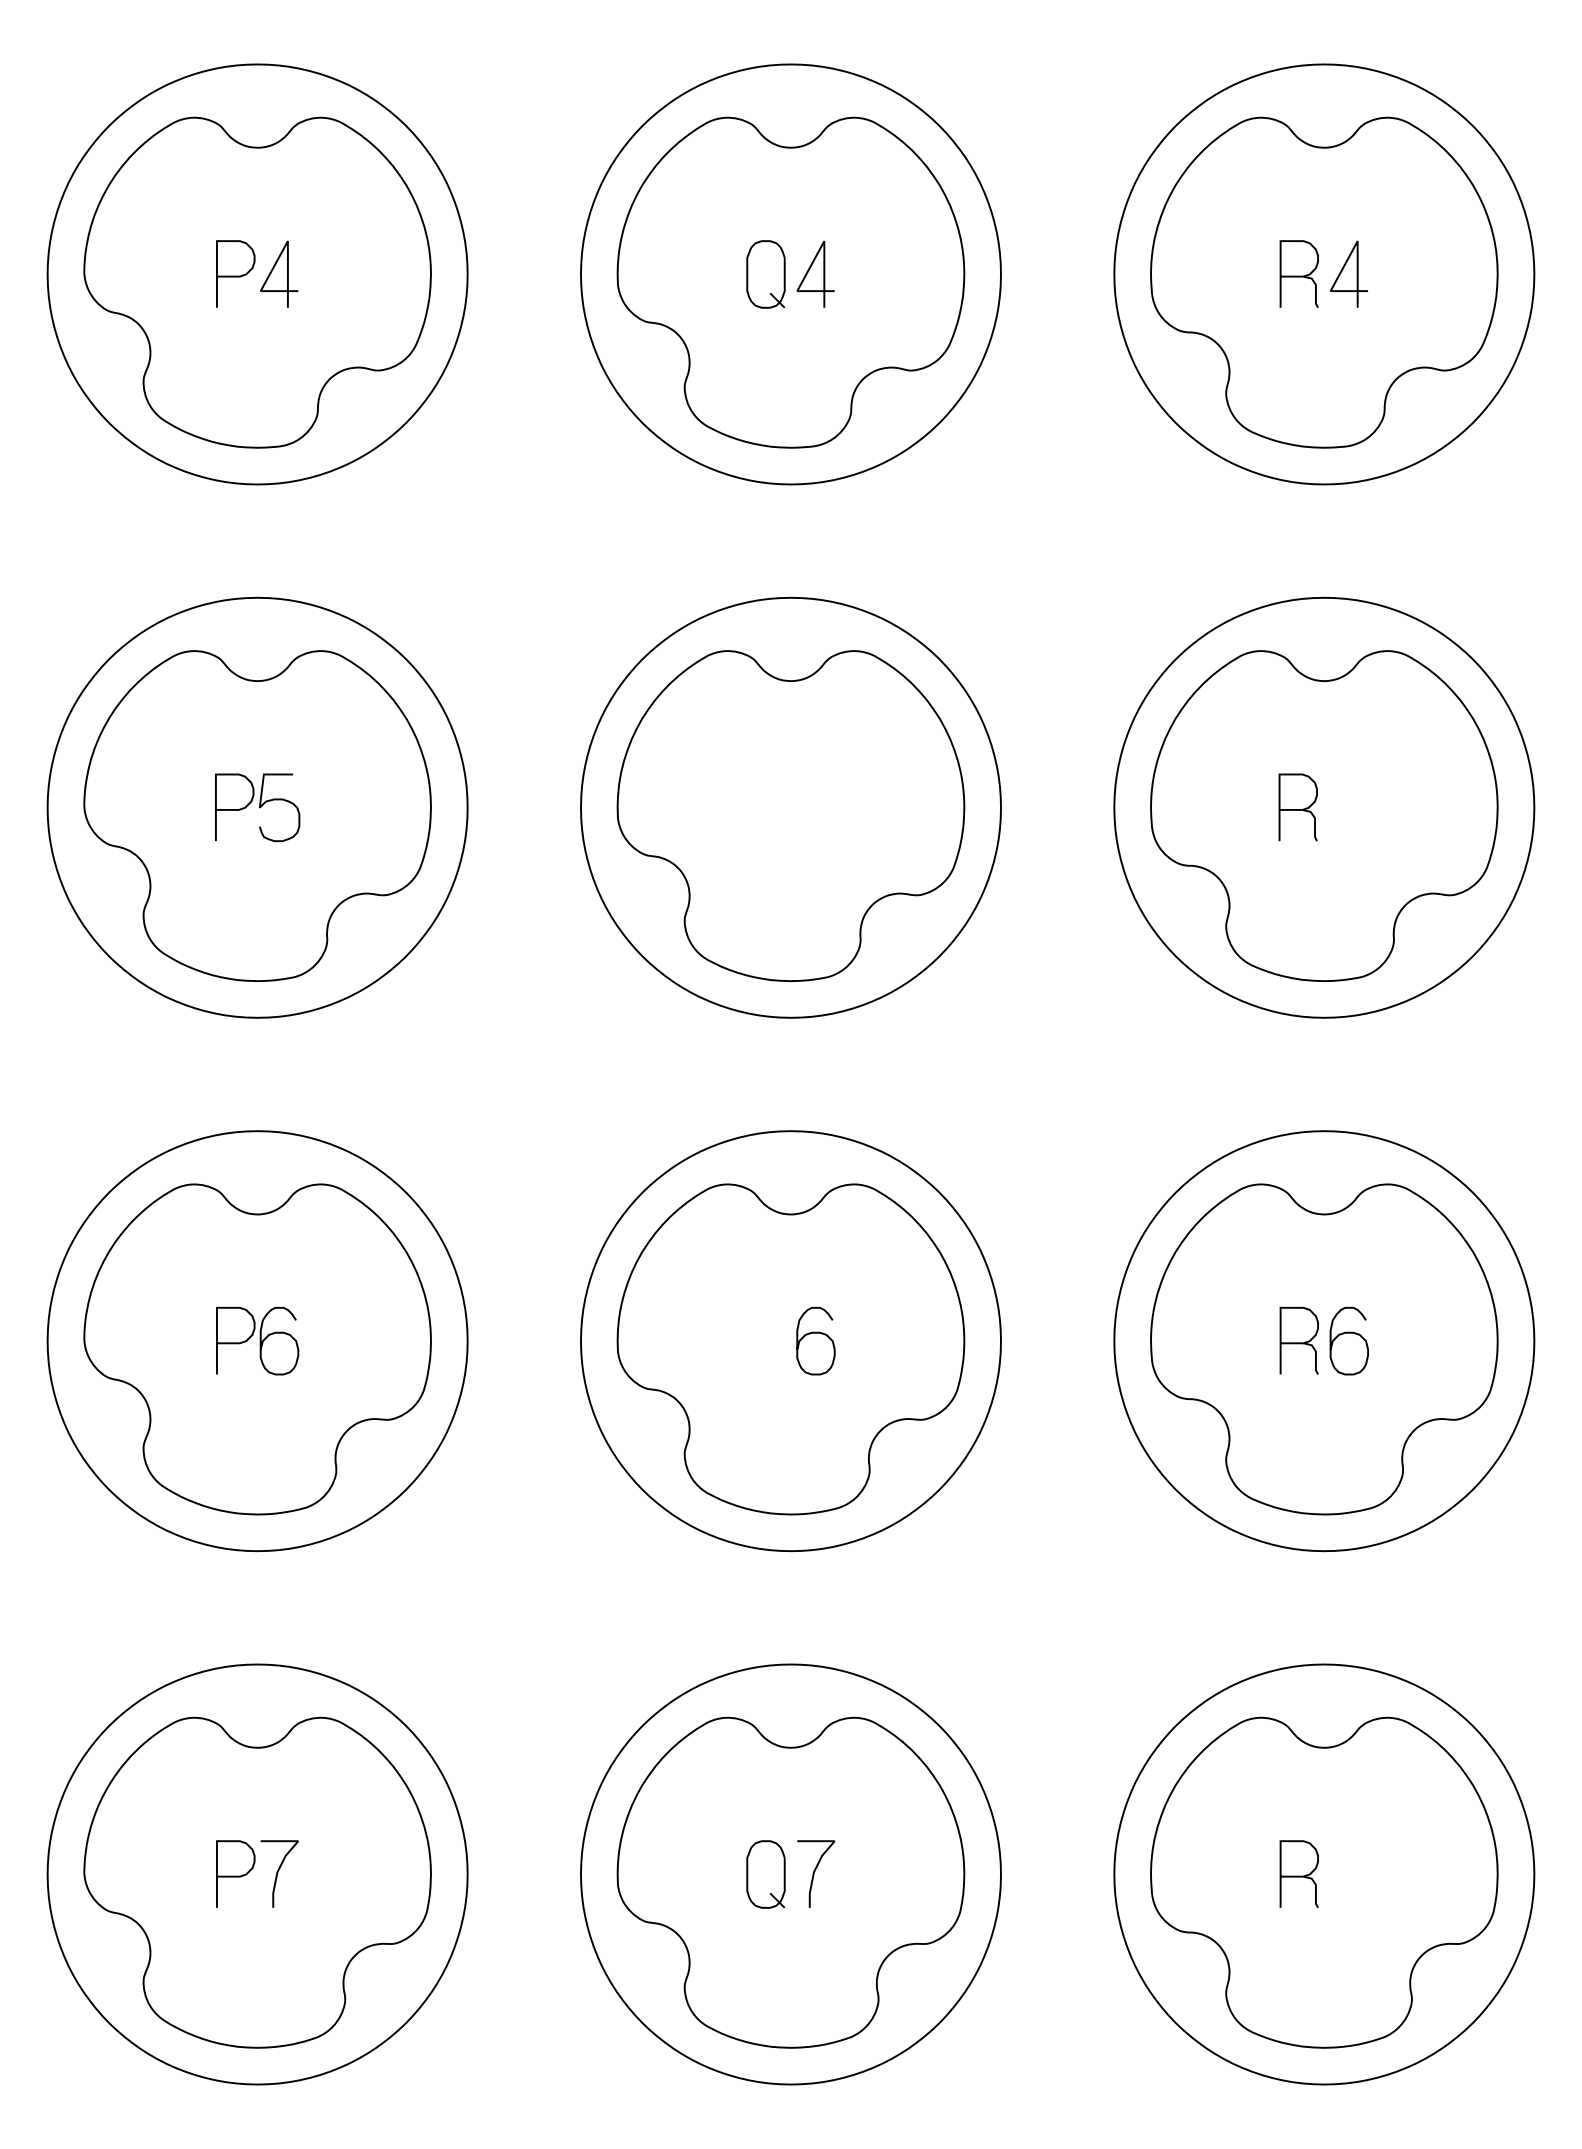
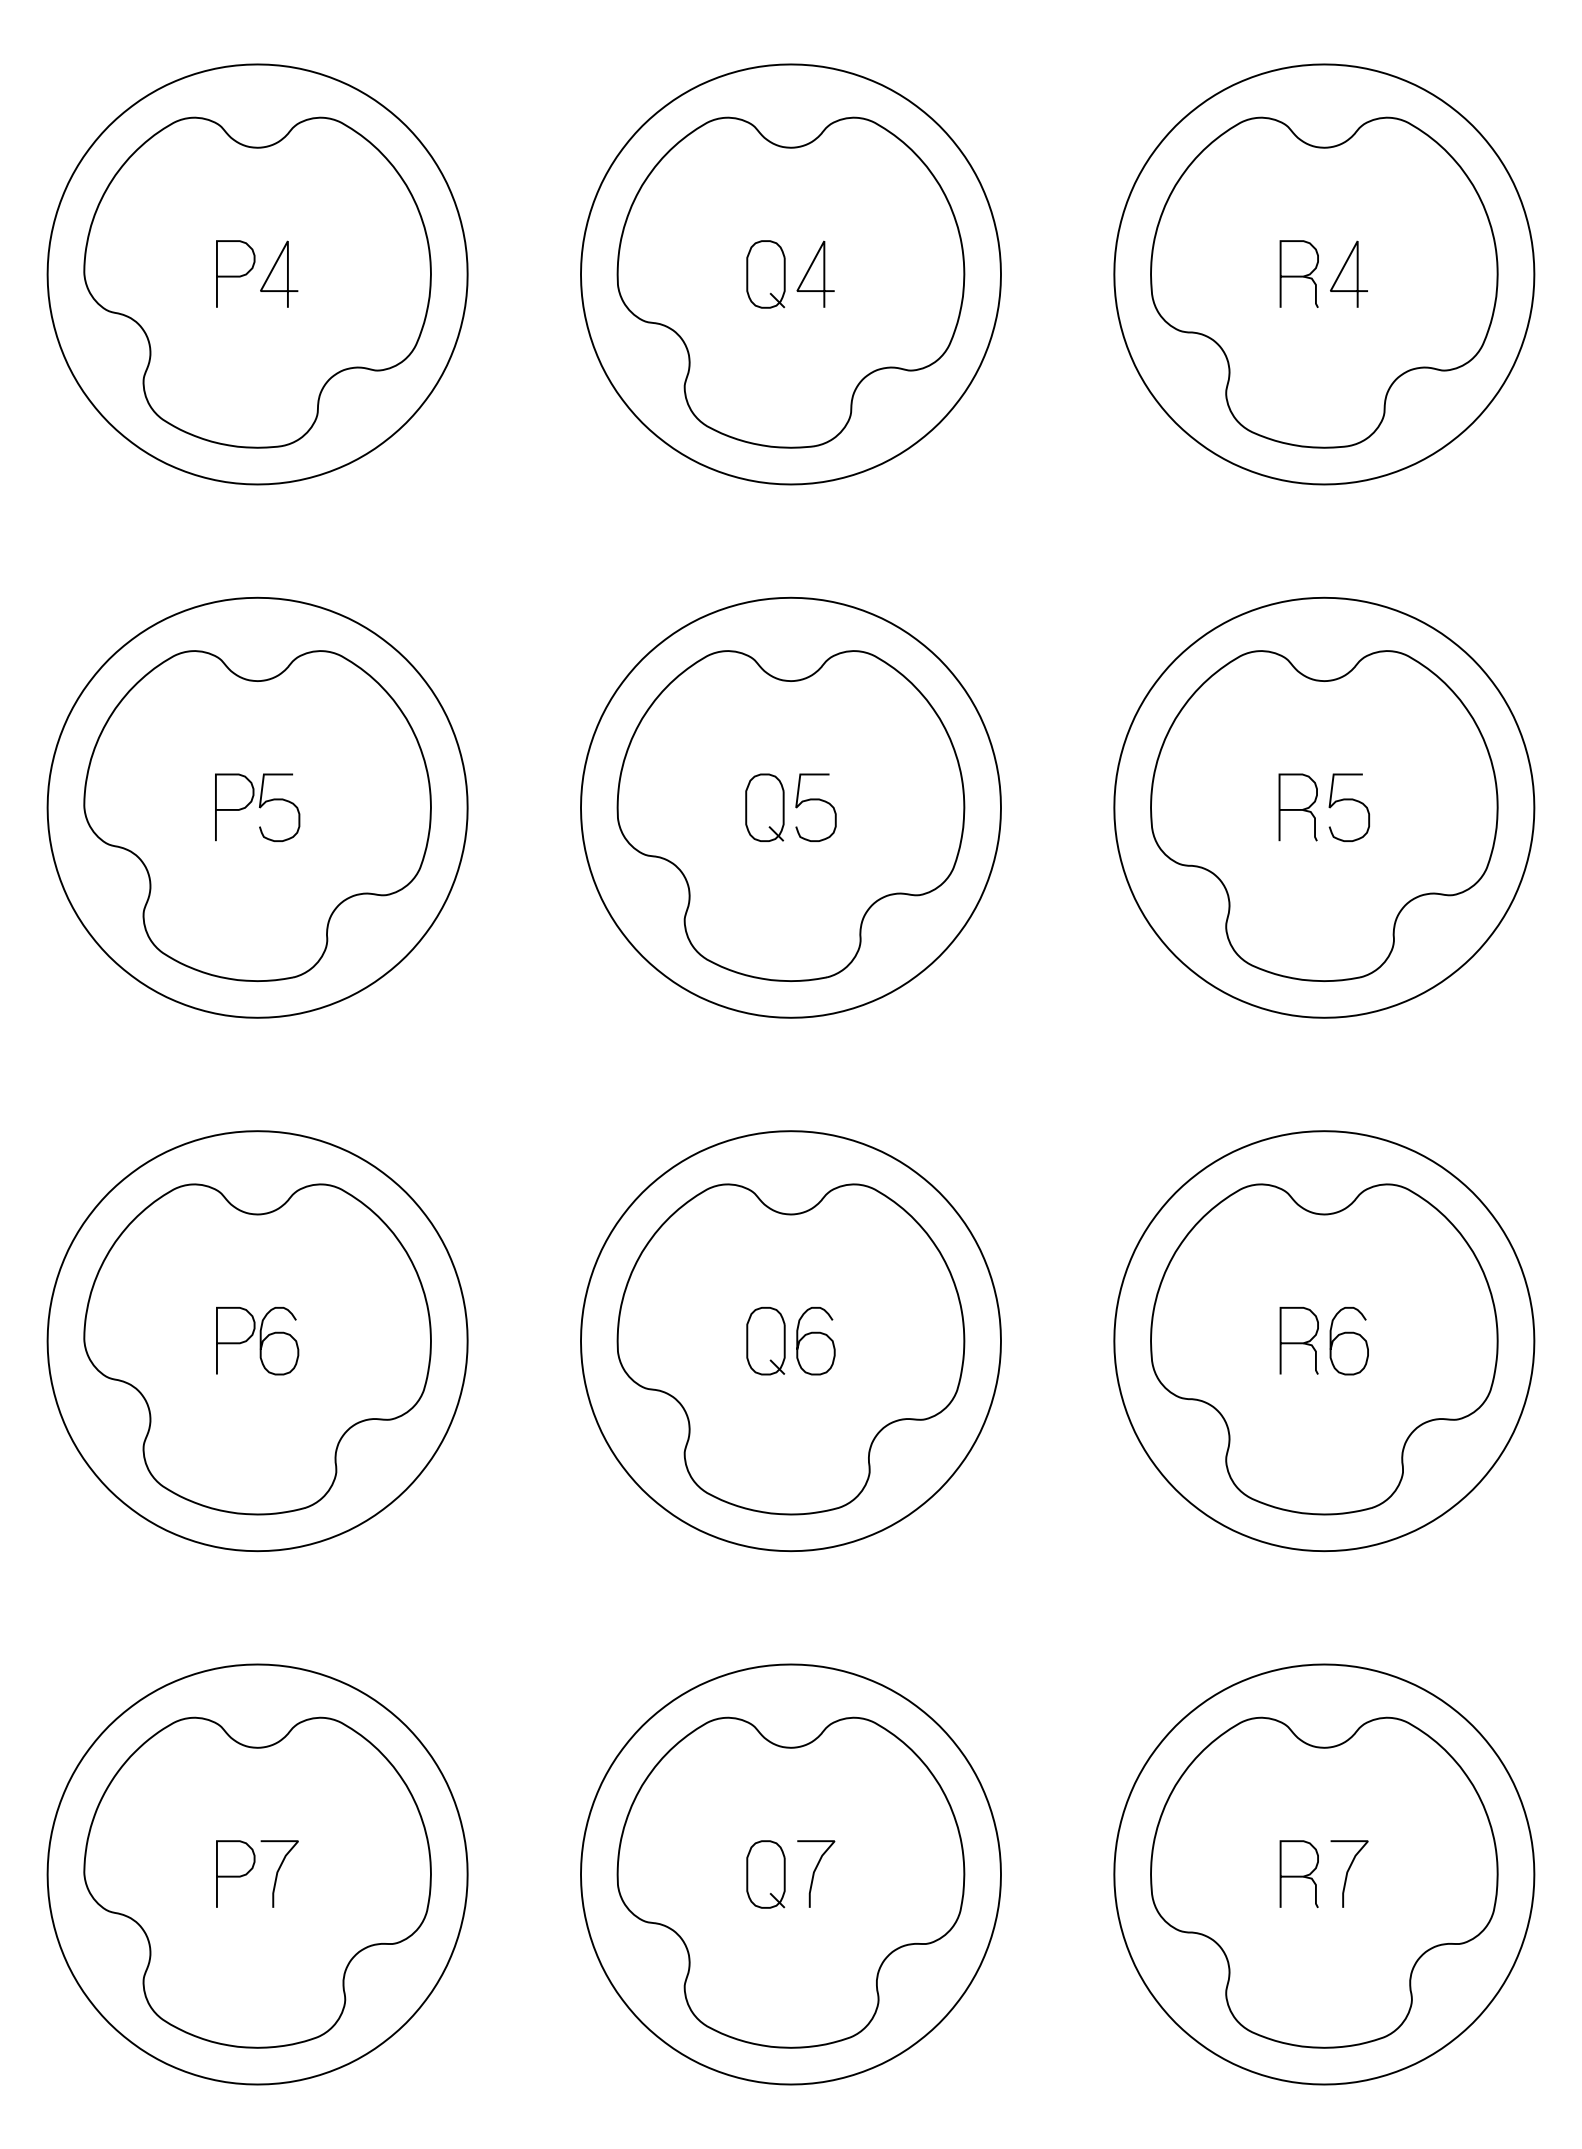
curve: none -> present (815, 800)
curve: none -> present (1348, 800)
part: none -> present (764, 807)
part: none -> present (765, 1340)
curve: none -> present (1348, 1872)
